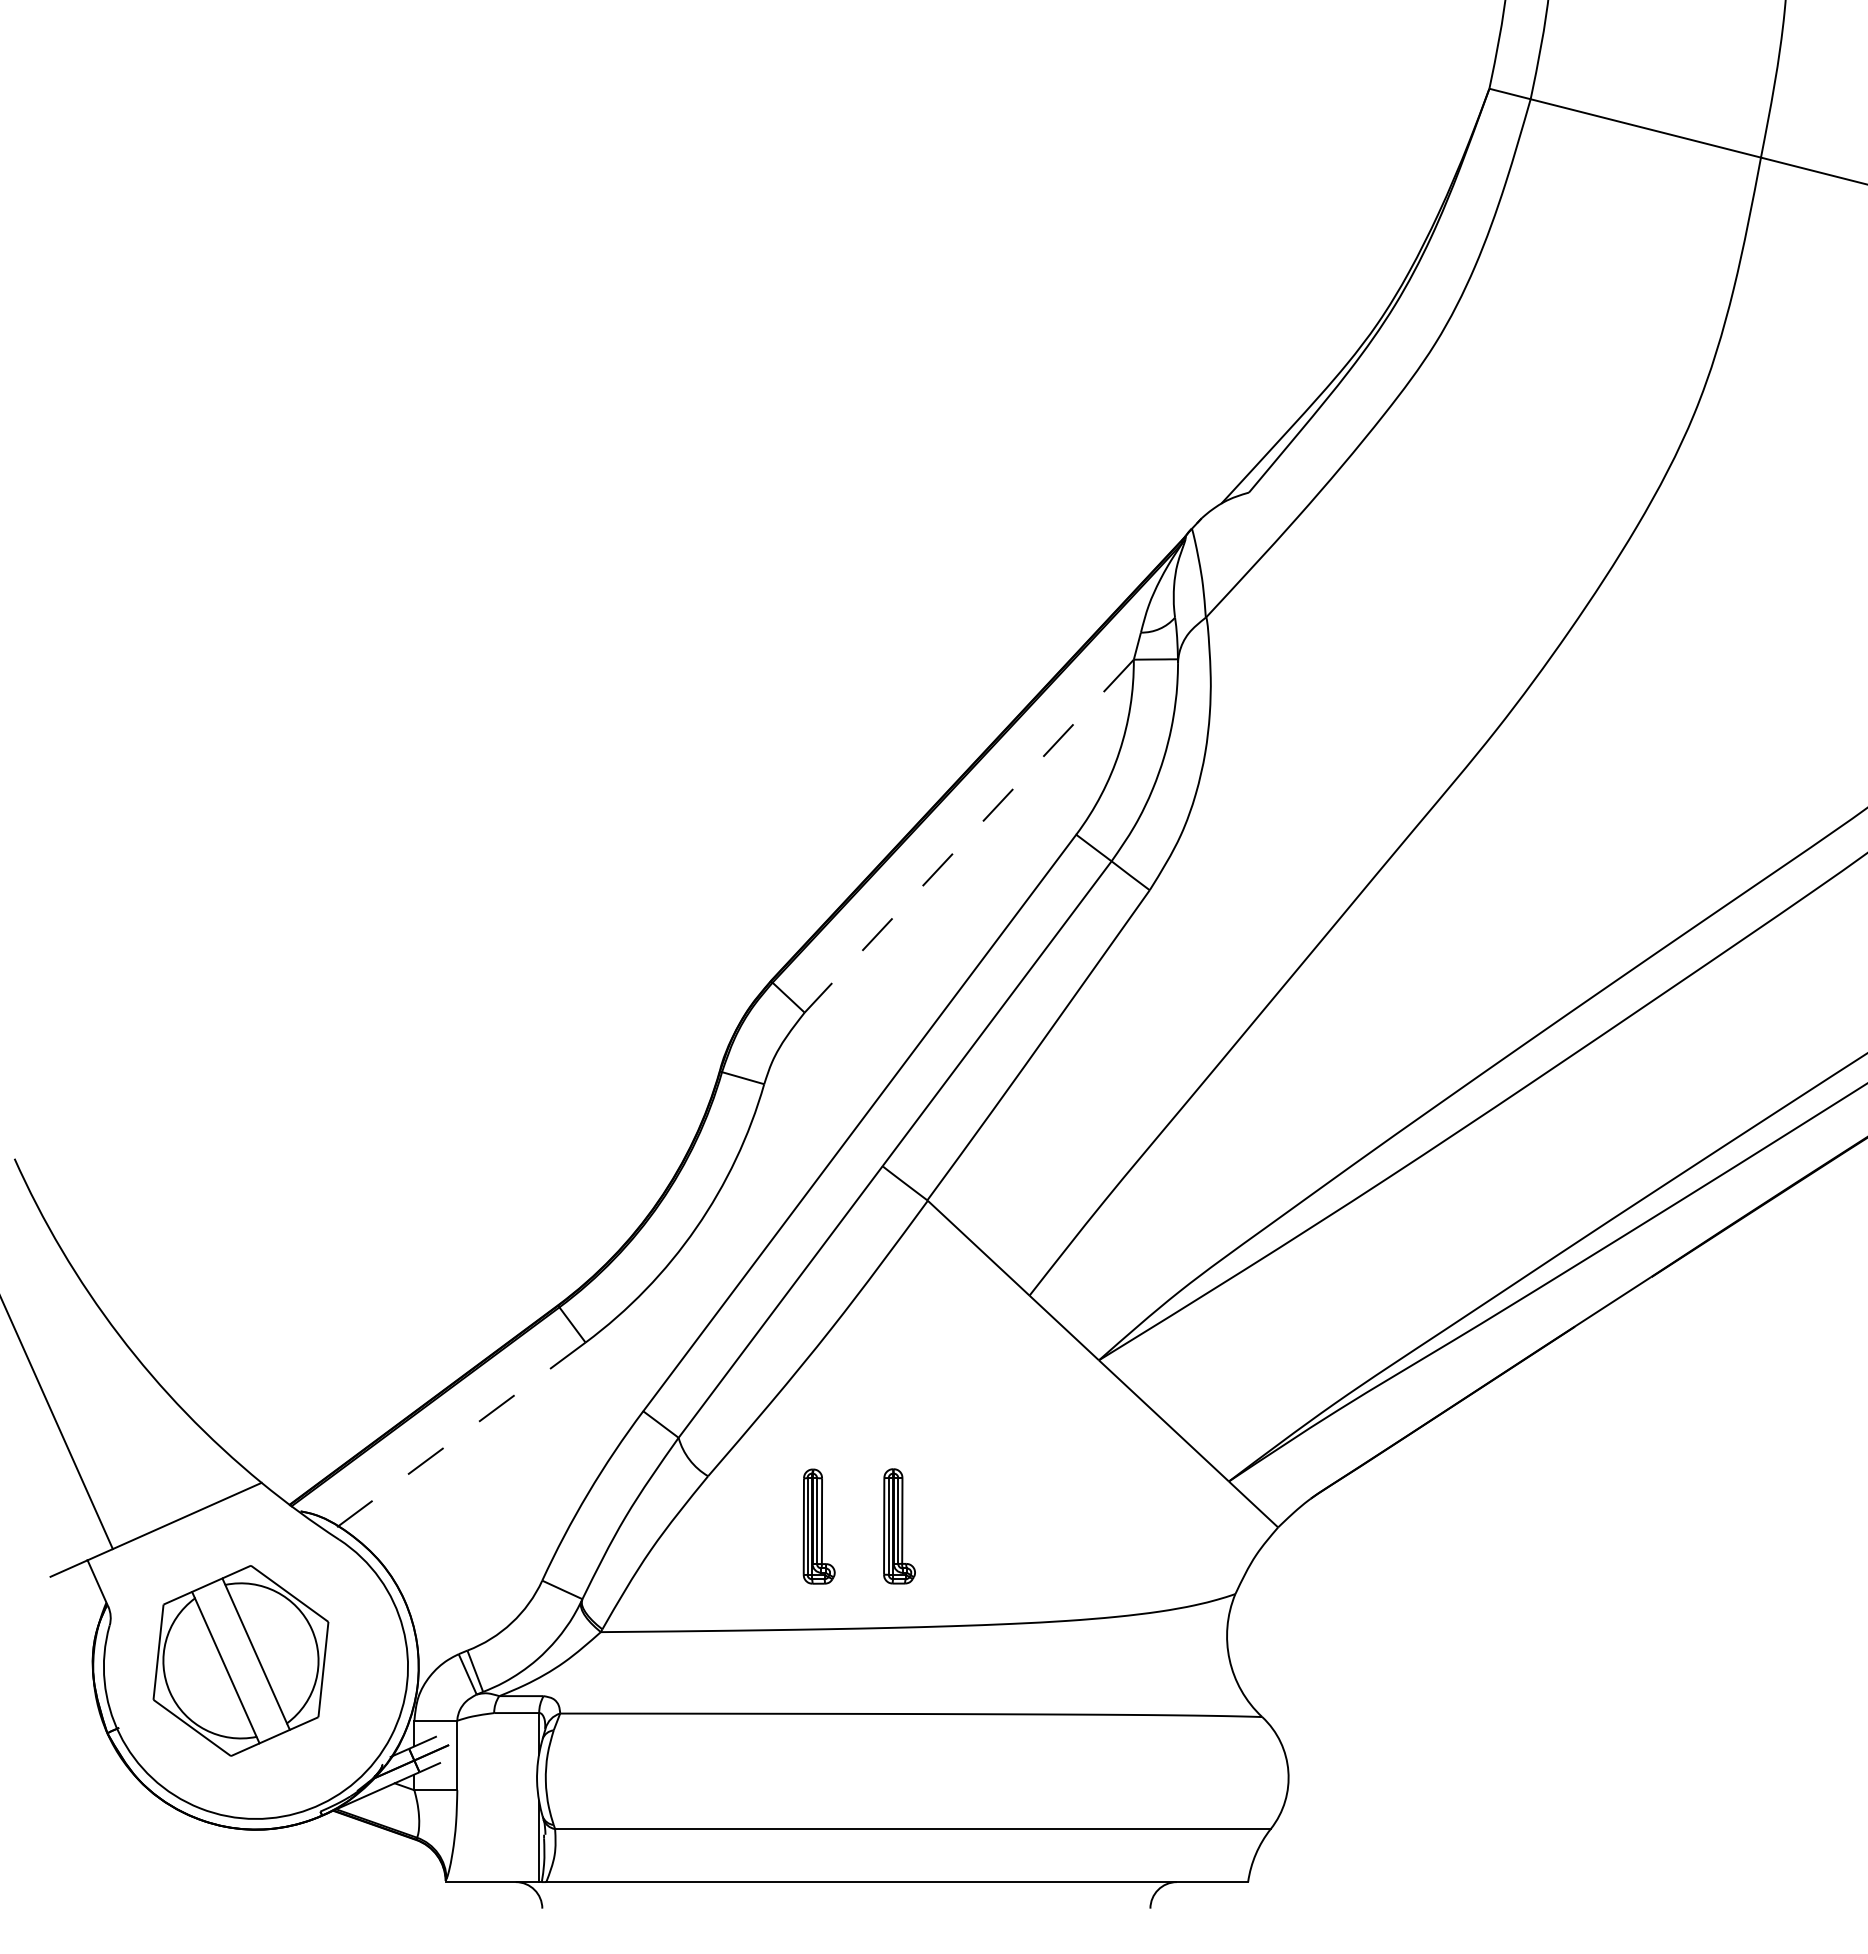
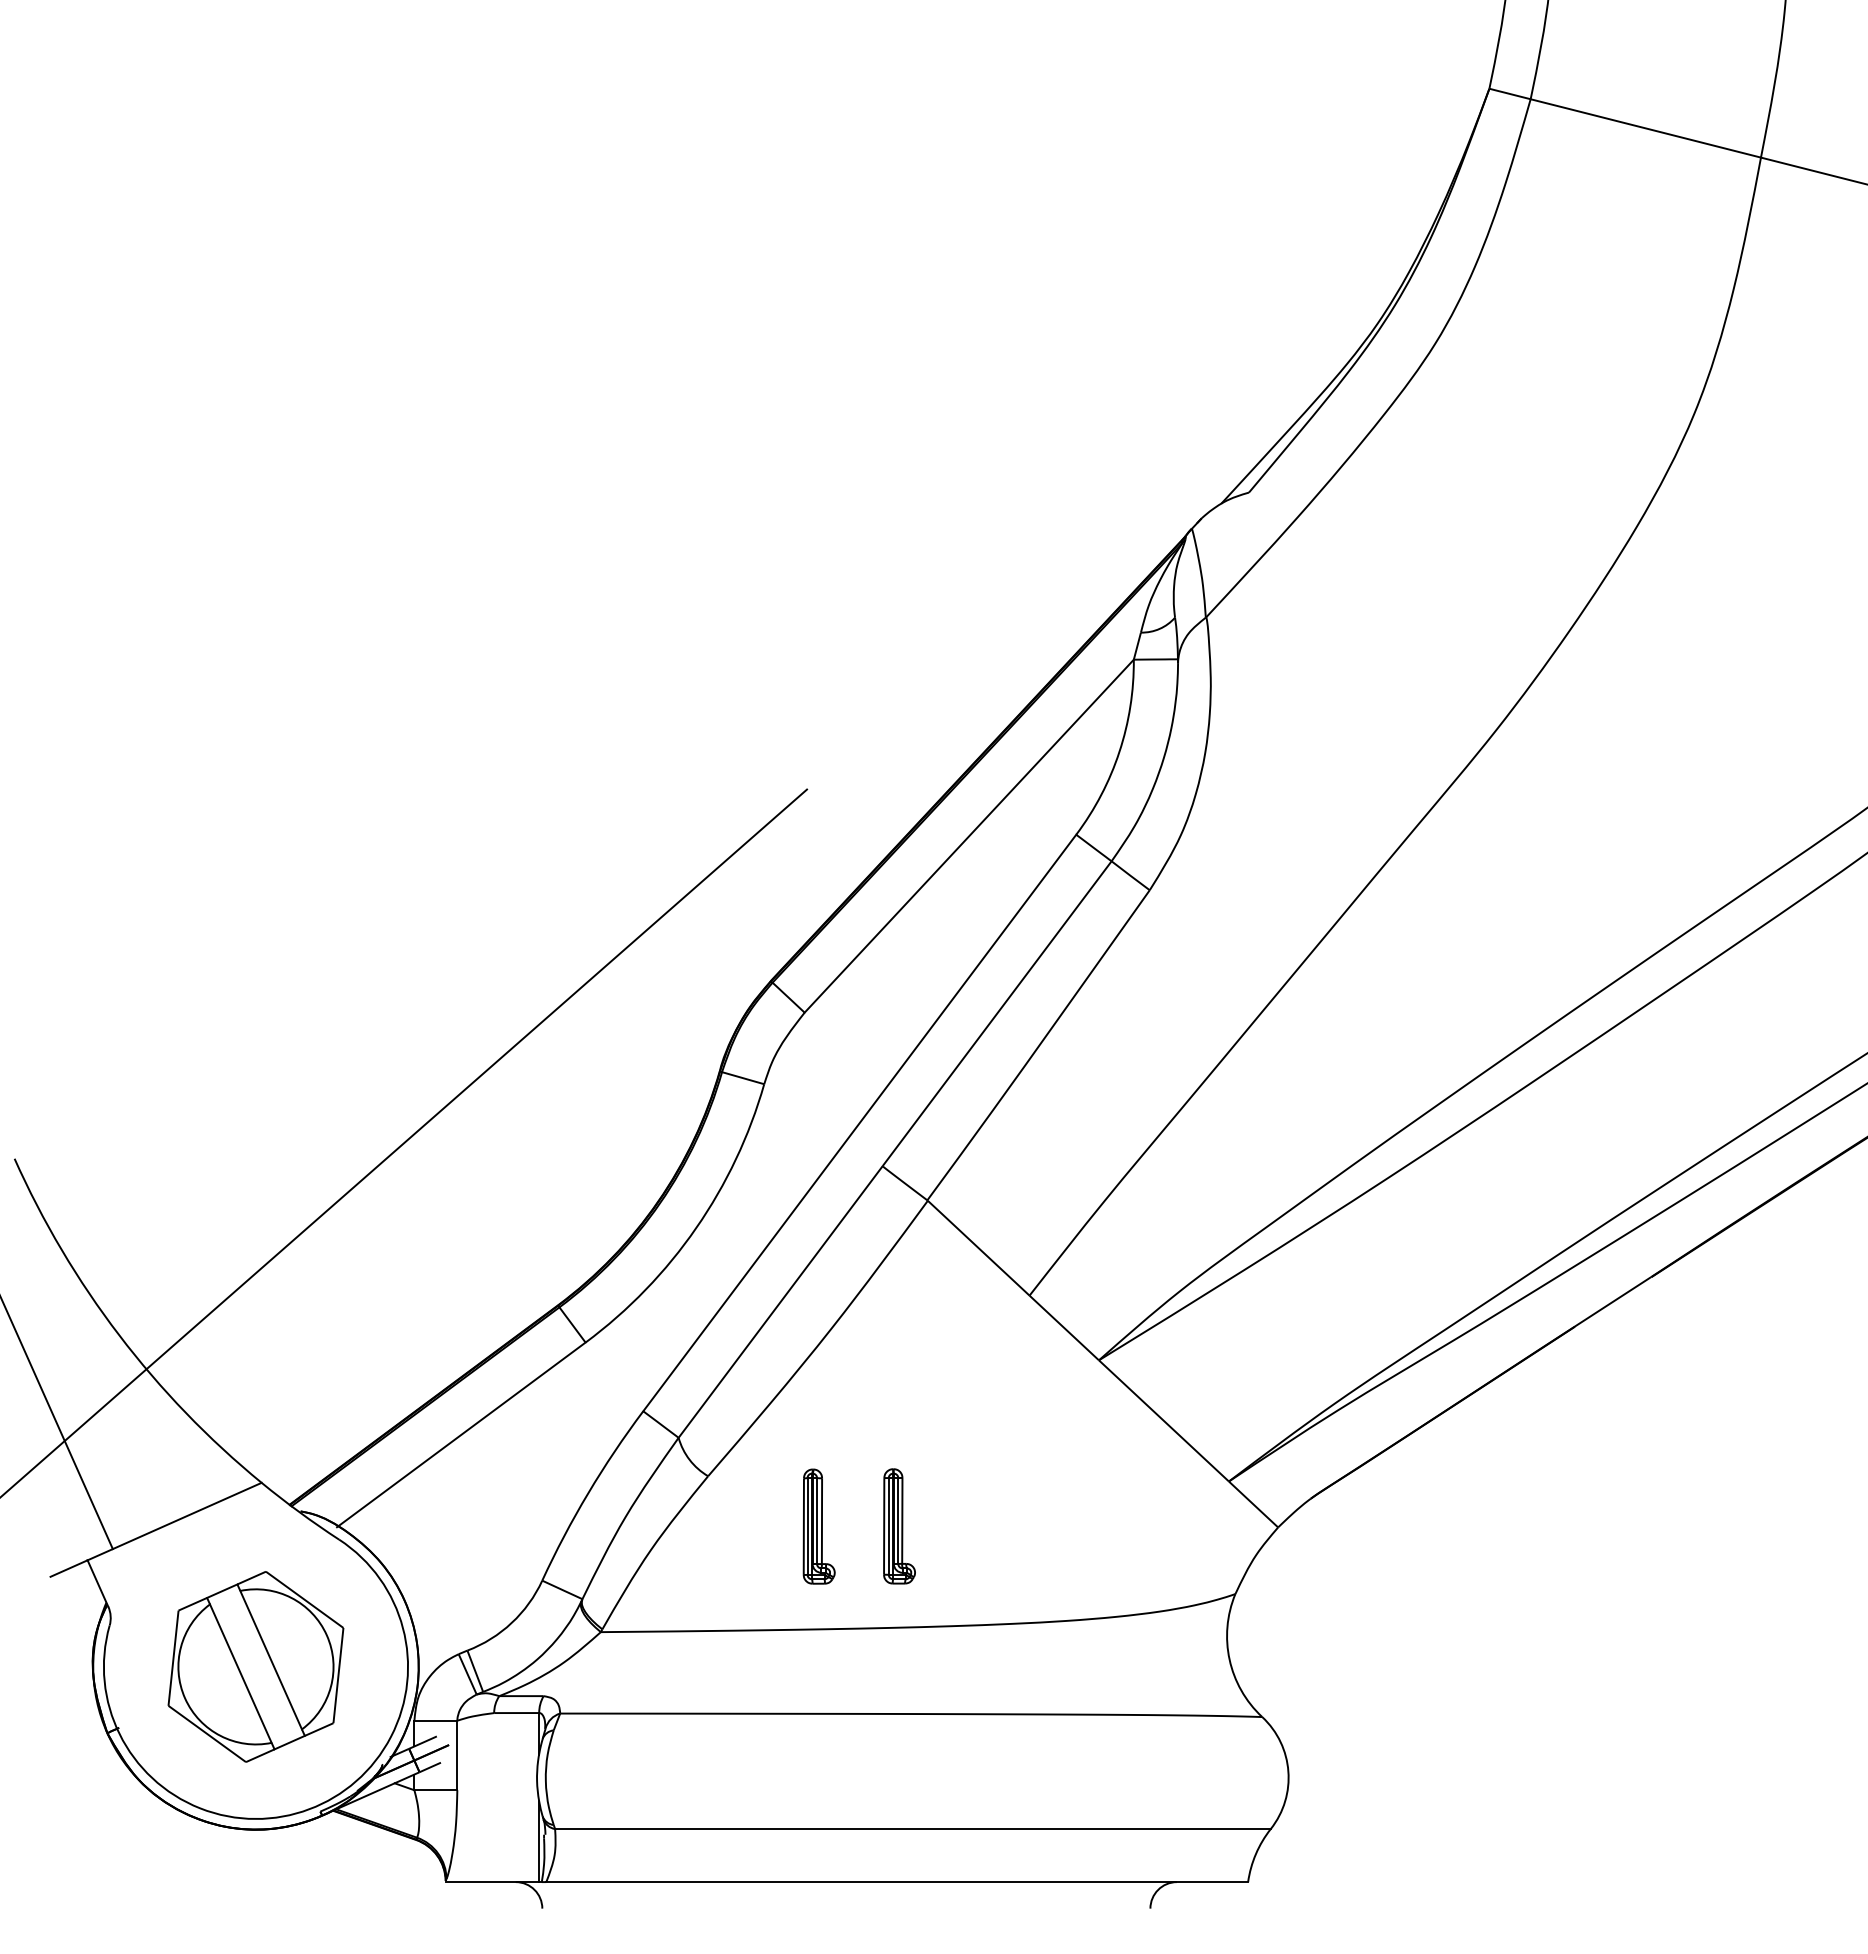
line: dashed -> solid (968, 836)
line: none -> present (404, 1142)
line: dashed -> solid (461, 1434)
part position: (240, 1660) -> (255, 1666) (255, 1666)
